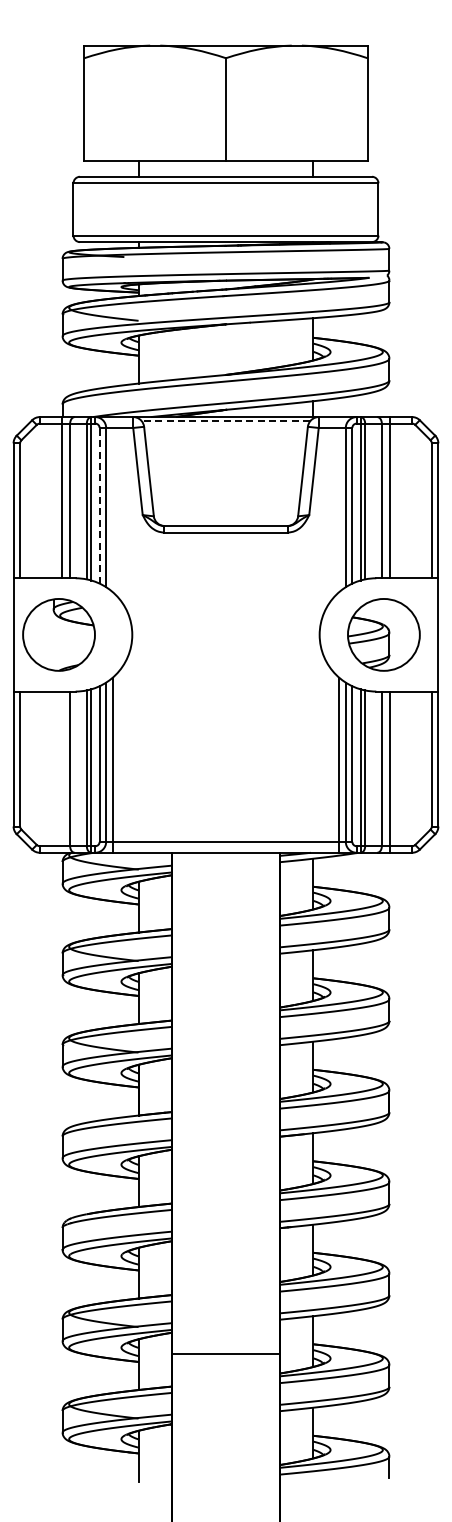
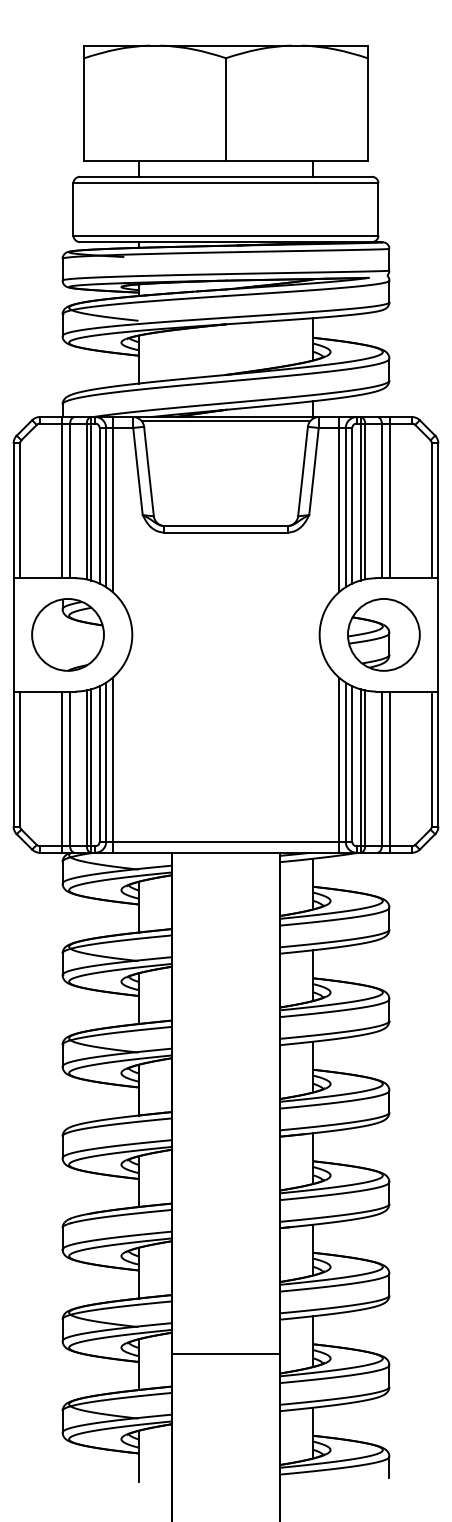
line: dashed -> solid (225, 421)
line: none -> present (112, 504)
line: none -> present (339, 504)
line: dashed -> solid (99, 505)
part position: (58, 634) -> (67, 634) (67, 634)
line: none -> present (62, 771)
